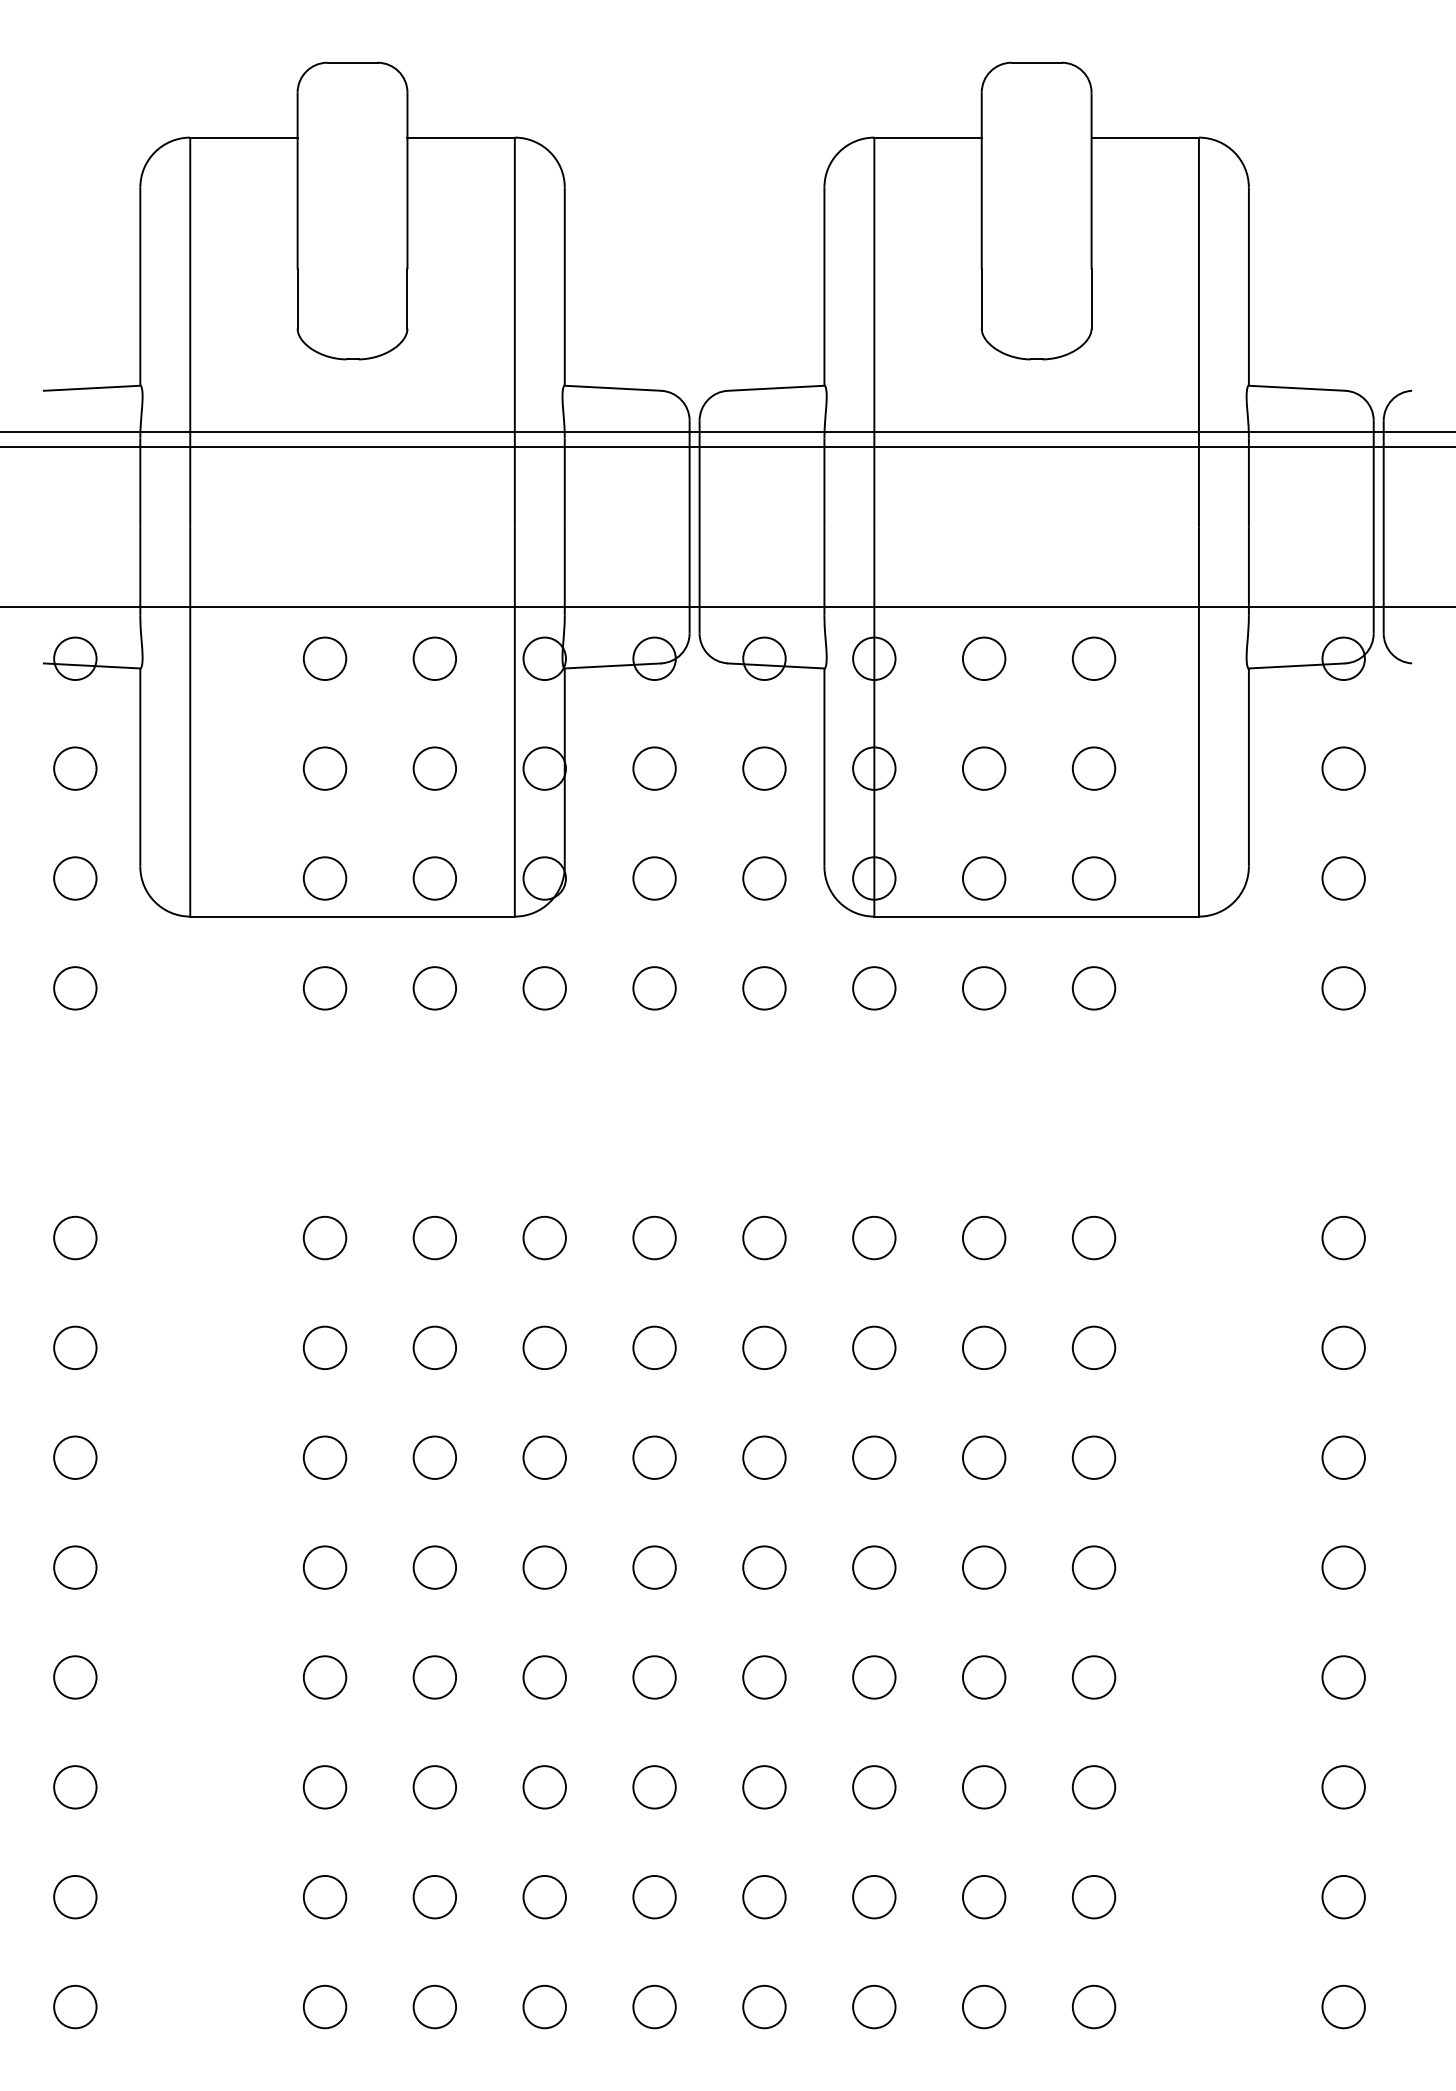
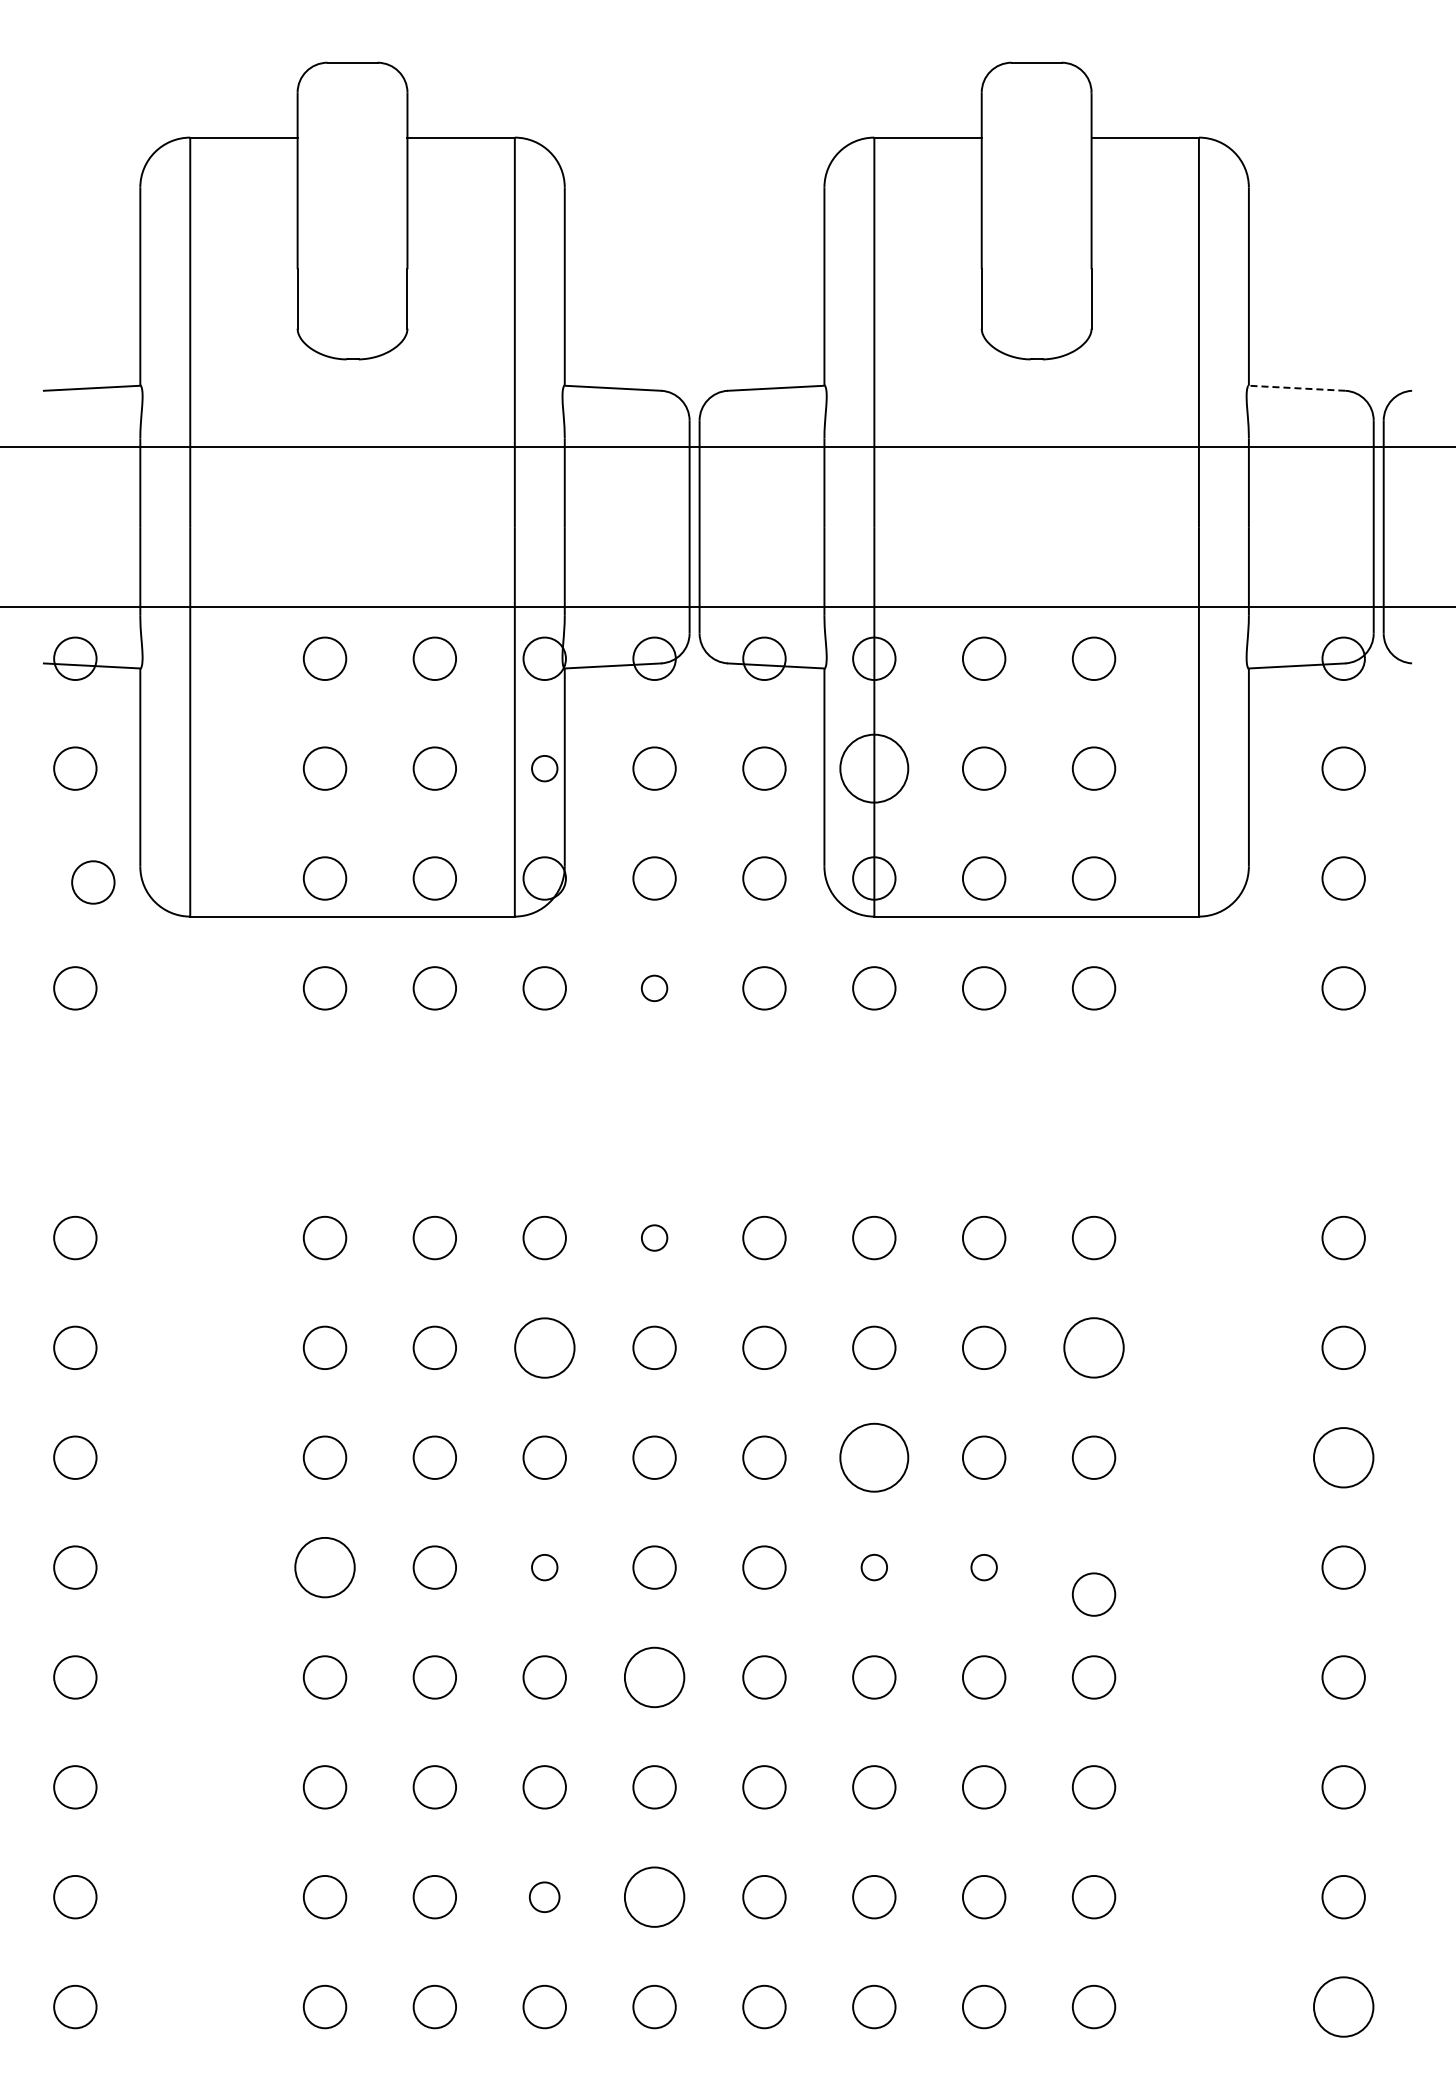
line: solid -> dashed (1296, 388)
line: present -> none (727, 432)
circle diameter: 42 px -> 25 px (544, 768)
circle diameter: 42 px -> 68 px (874, 768)
circle position: (75, 878) -> (93, 882) (93, 882)
circle size: 45x45 px -> 28x28 px (654, 987)
circle diameter: 42 px -> 25 px (654, 1237)
circle size: 45x45 px -> 62x62 px (544, 1347)
circle diameter: 42 px -> 59 px (1093, 1347)
circle diameter: 42 px -> 68 px (874, 1457)
circle diameter: 42 px -> 59 px (1343, 1457)
circle diameter: 42 px -> 59 px (324, 1567)
circle diameter: 42 px -> 25 px (544, 1567)
circle size: 45x45 px -> 28x28 px (873, 1567)
circle diameter: 42 px -> 25 px (983, 1567)
circle position: (1093, 1567) -> (1093, 1594) (1093, 1594)
circle diameter: 42 px -> 59 px (654, 1677)
circle diameter: 42 px -> 59 px (654, 1896)
circle size: 45x45 px -> 33x32 px (544, 1896)
circle diameter: 42 px -> 59 px (1343, 2006)
